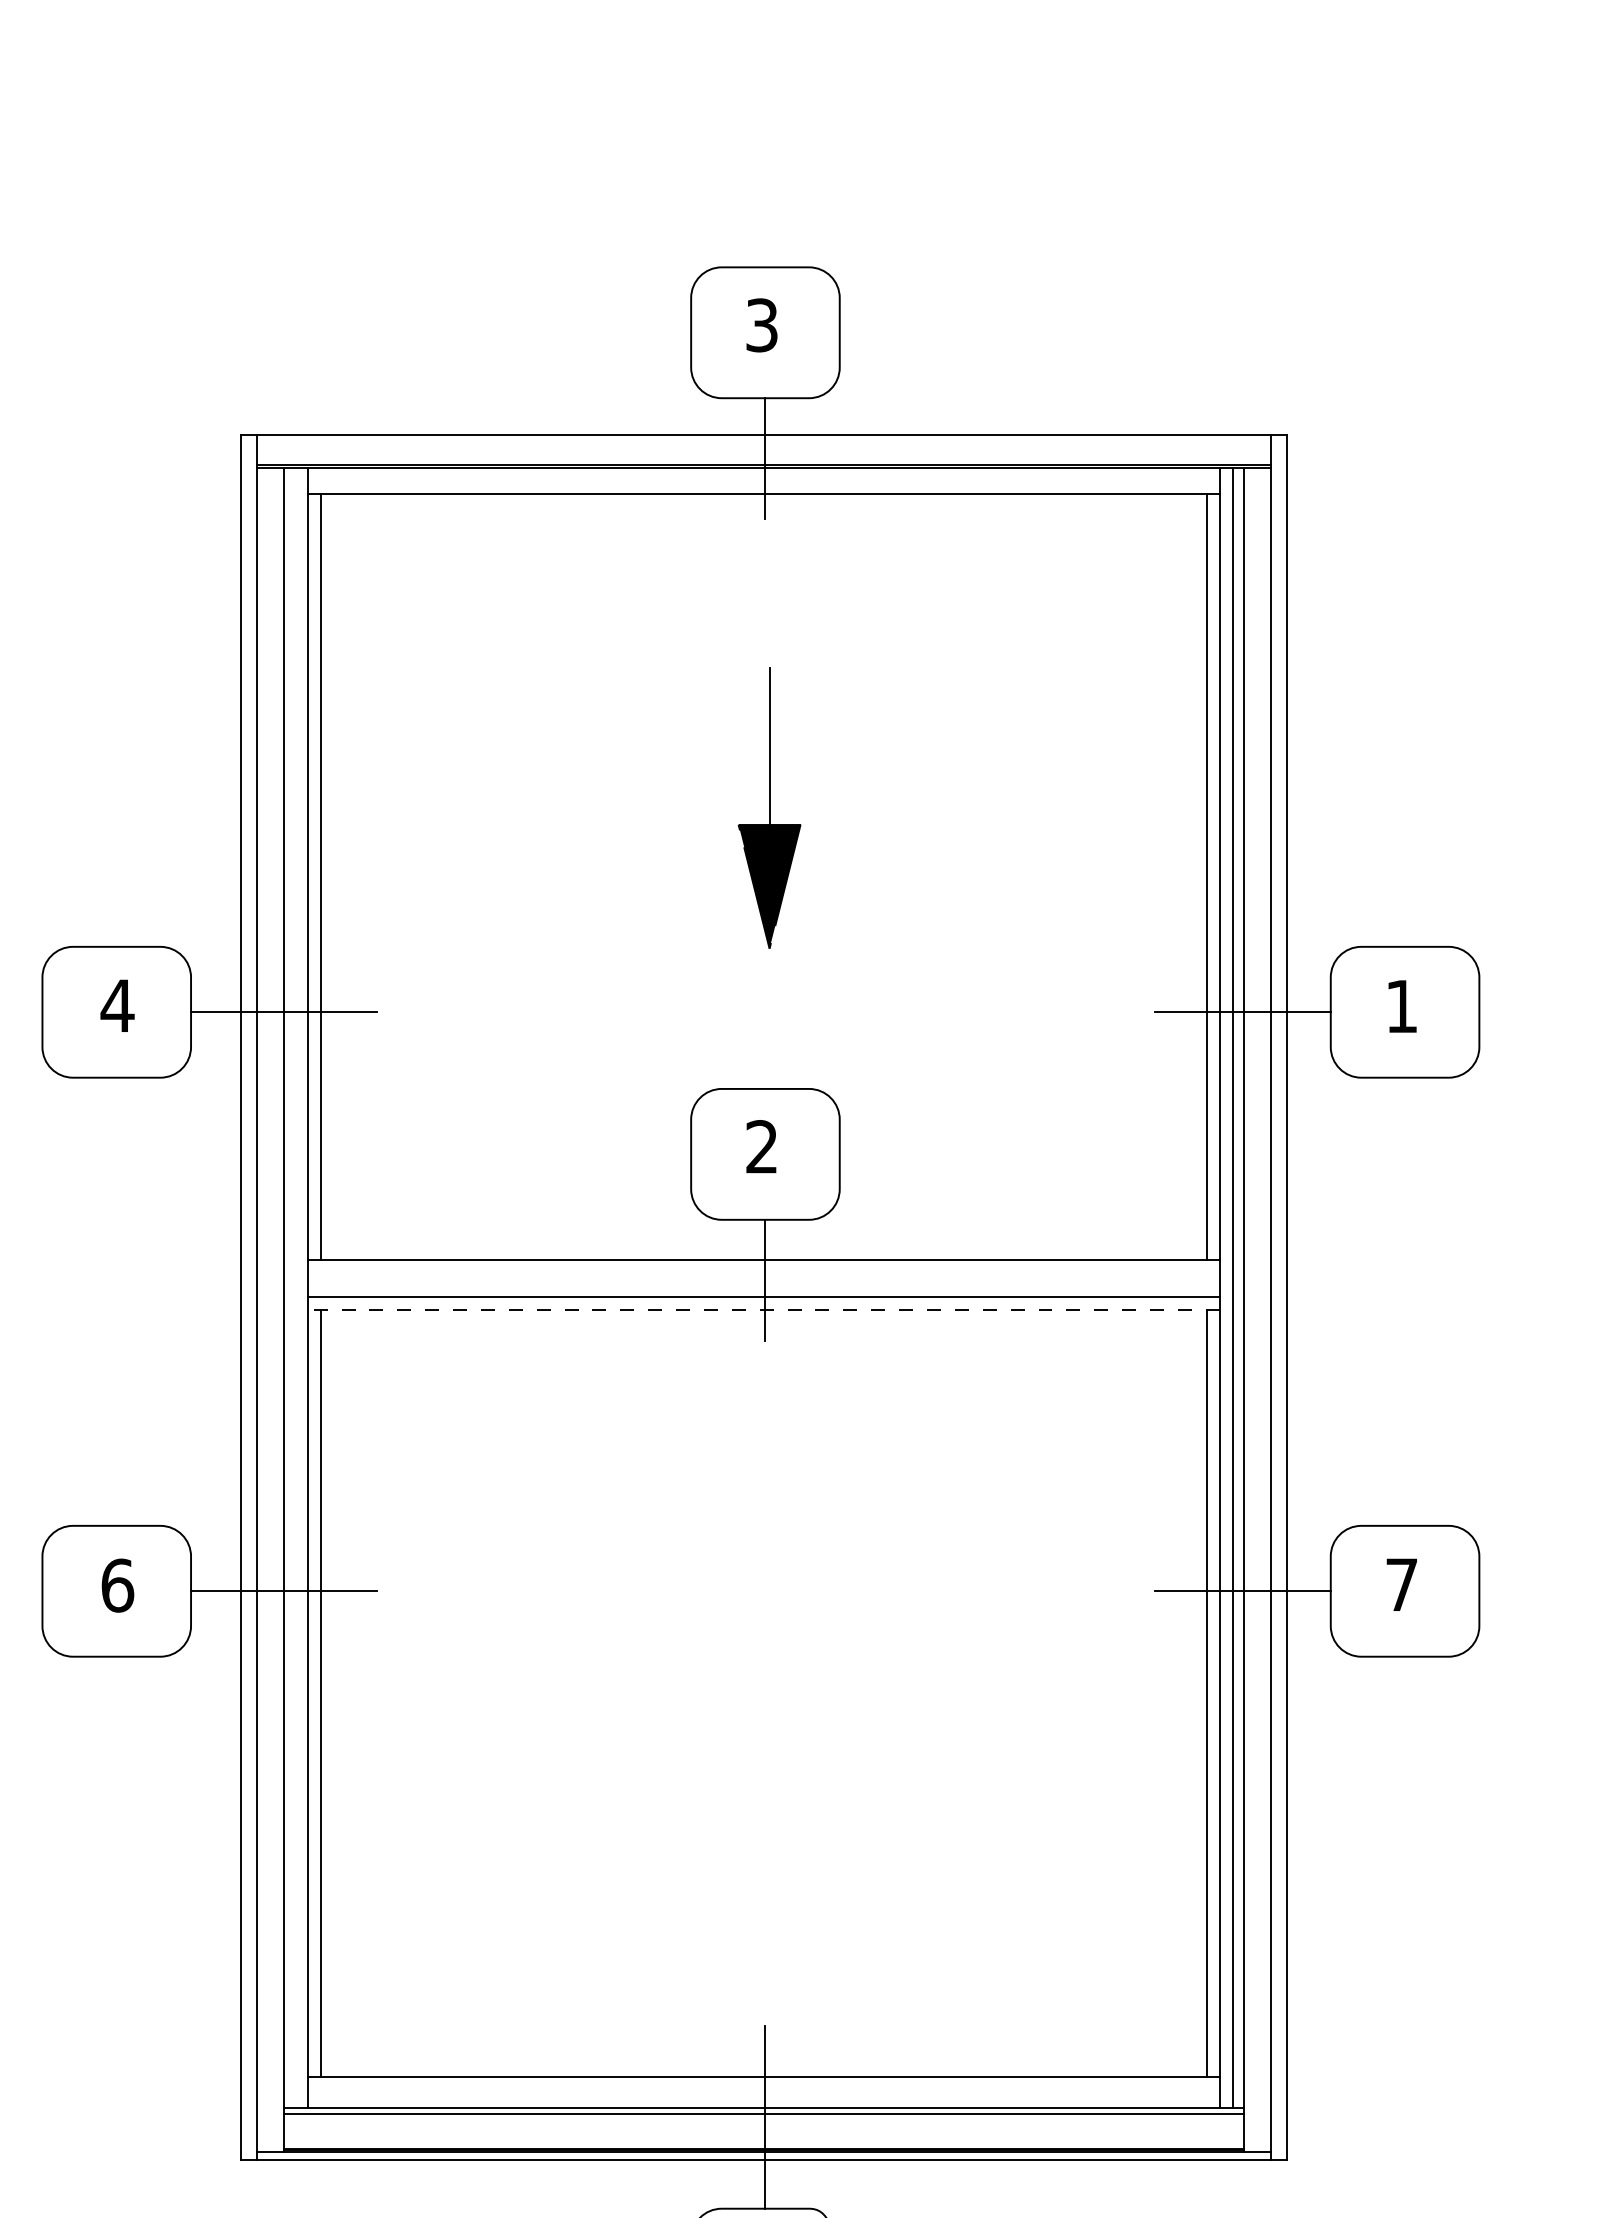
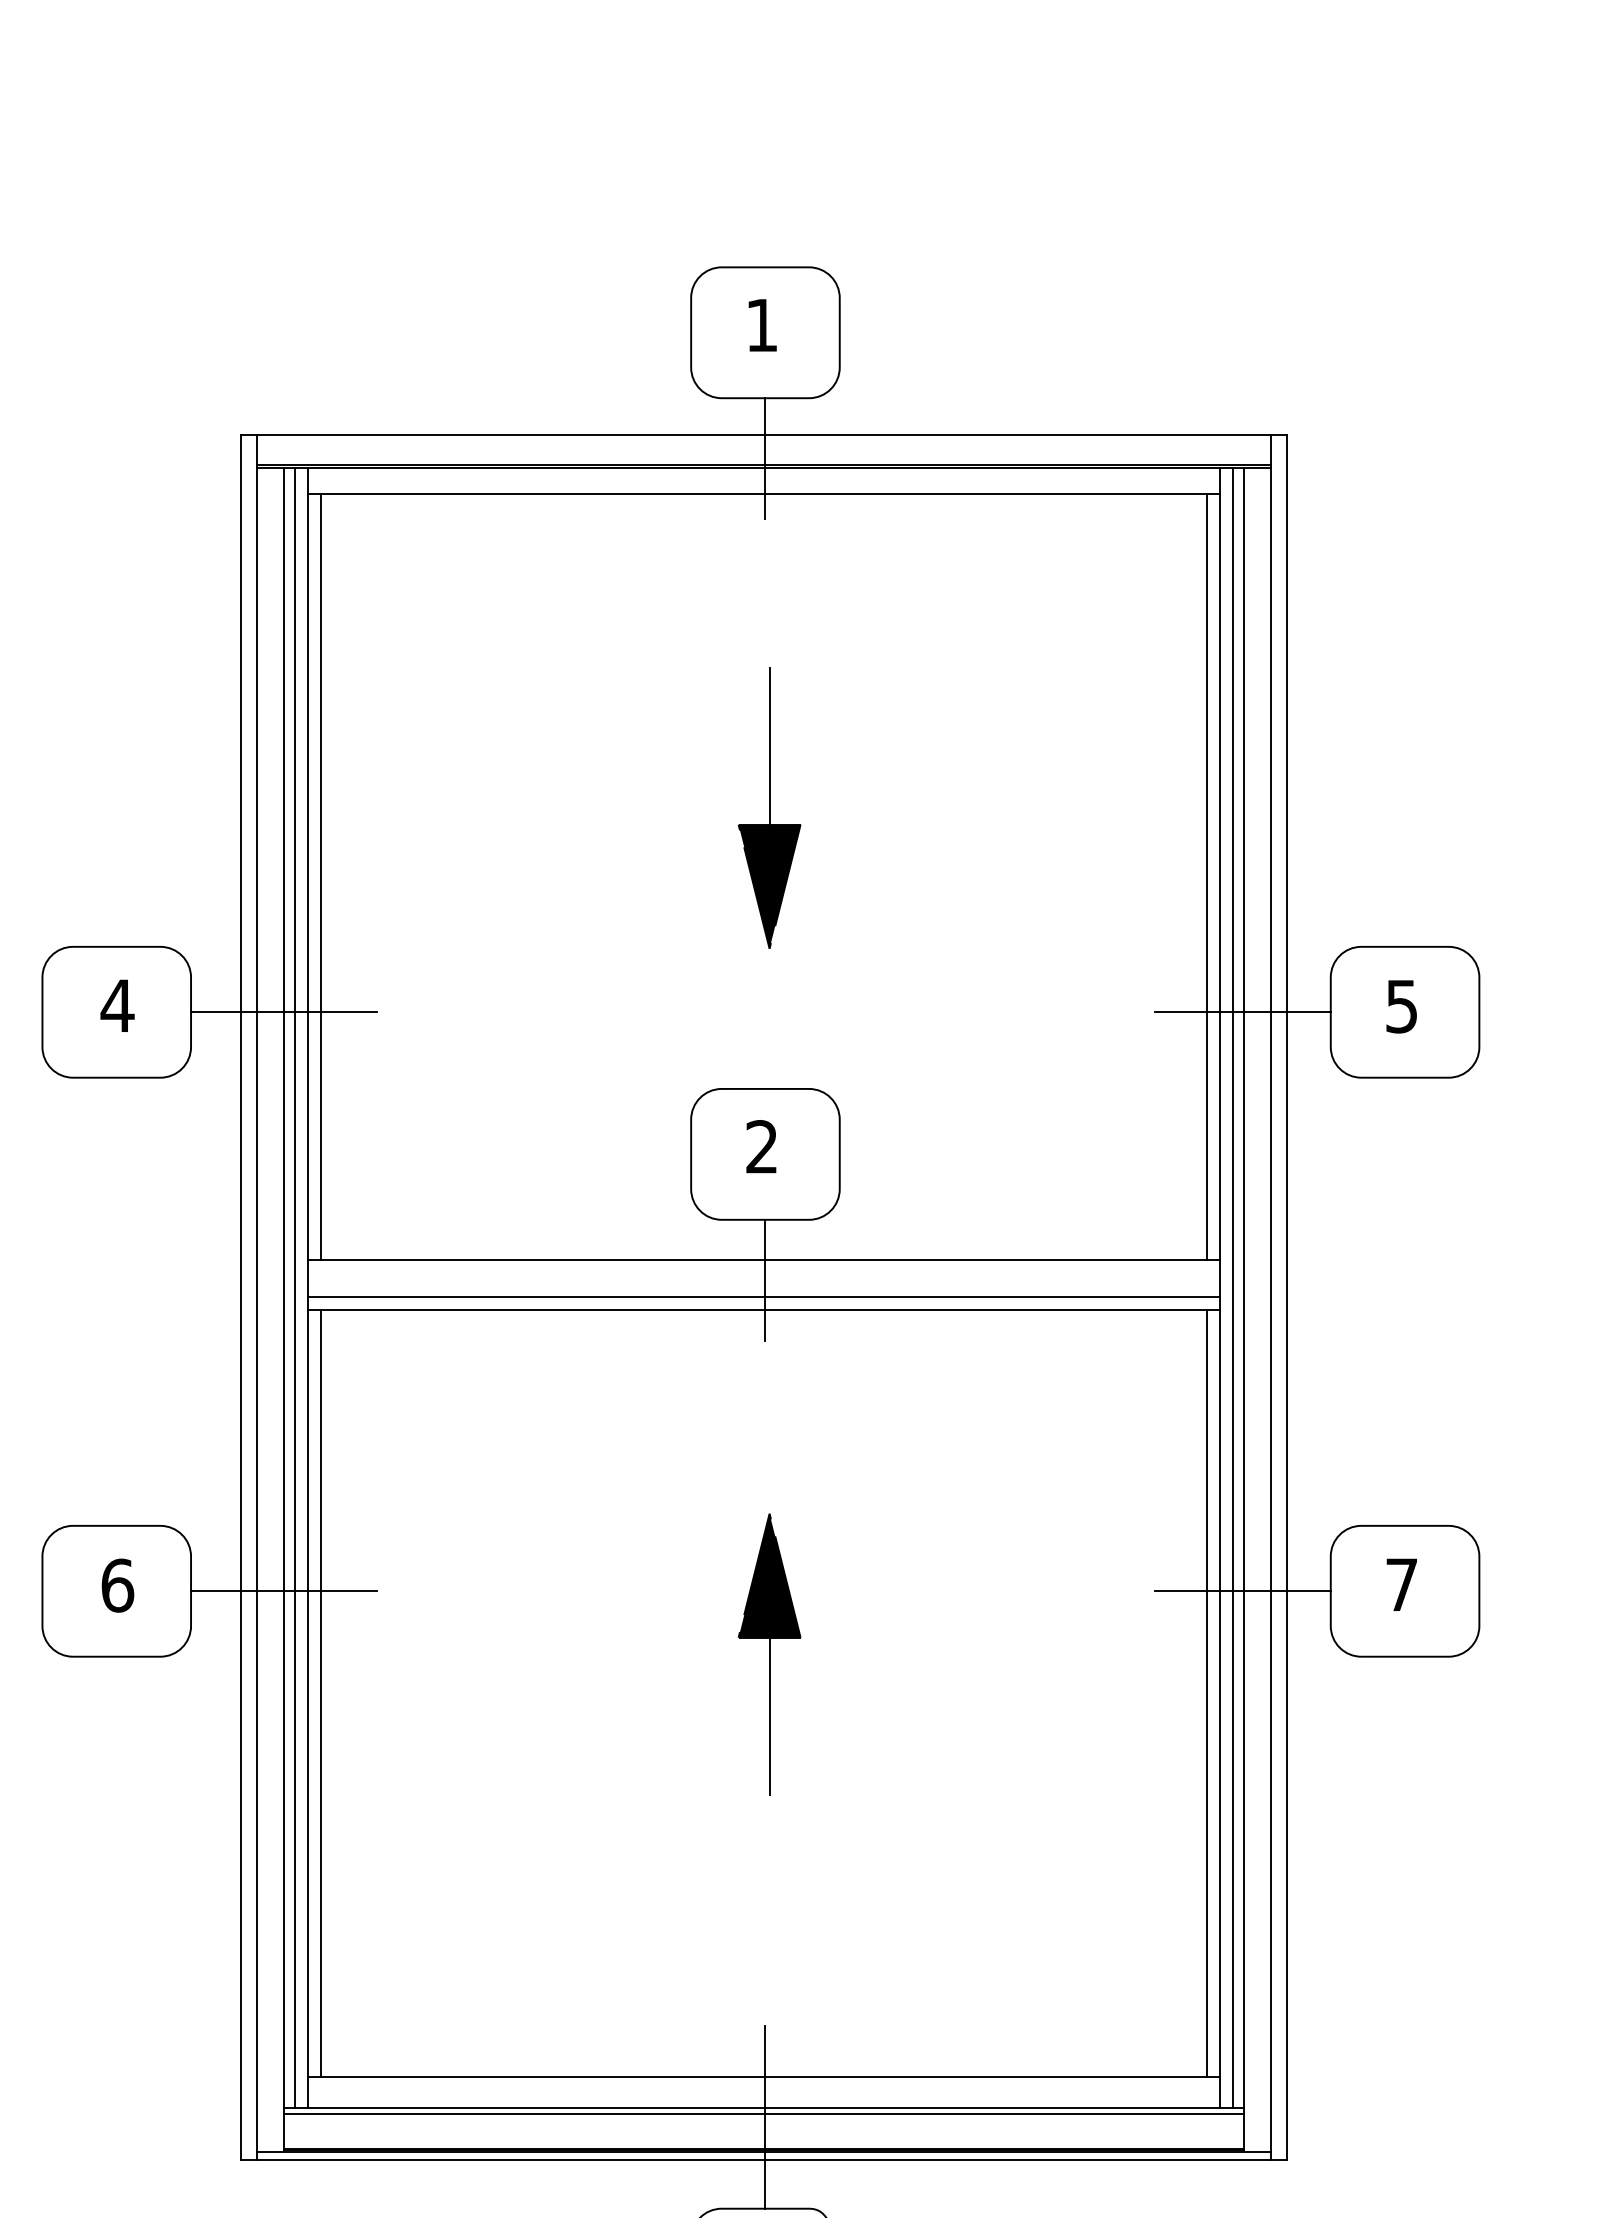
text: 3 -> 1 (761, 325)
text: 1 -> 5 (1401, 1006)
line: none -> present (294, 1287)
line: dashed -> solid (763, 1310)
part: none -> present (769, 1654)
